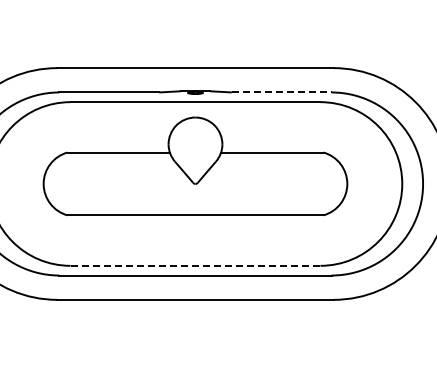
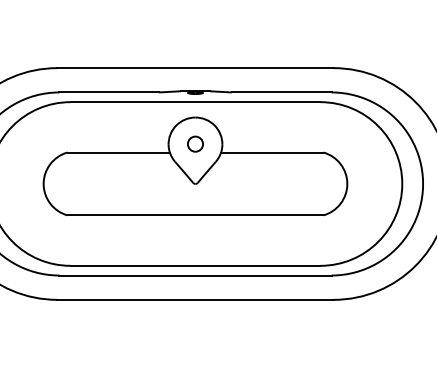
line: dashed -> solid (281, 92)
circle: none -> present (195, 143)
line: dashed -> solid (195, 265)
